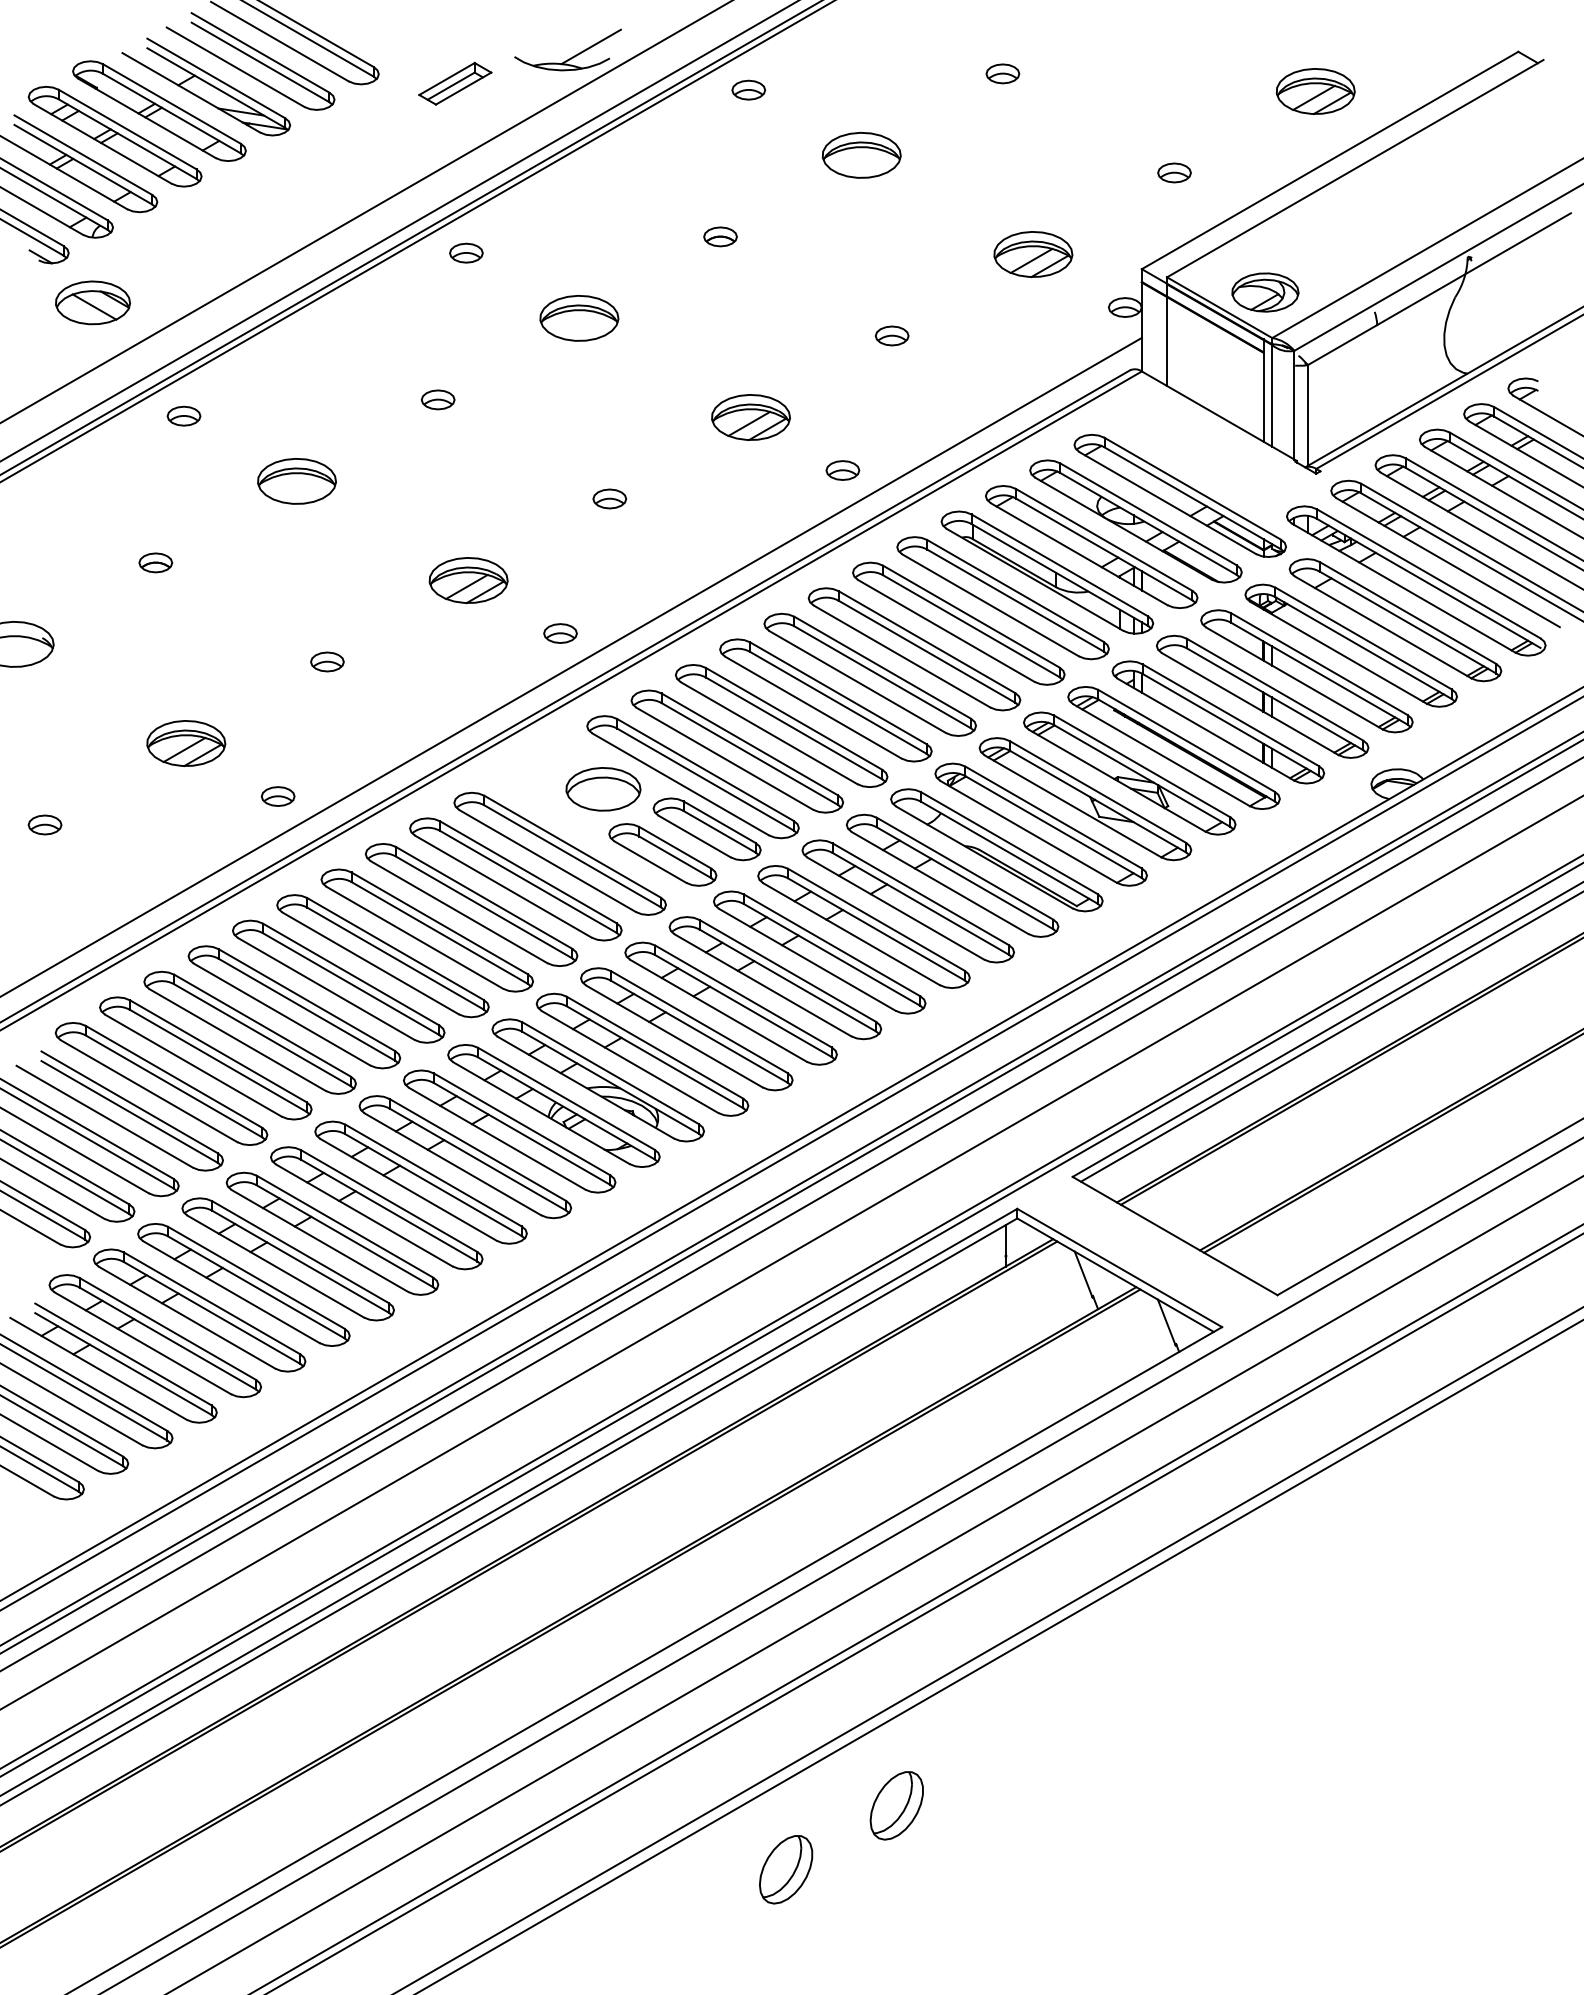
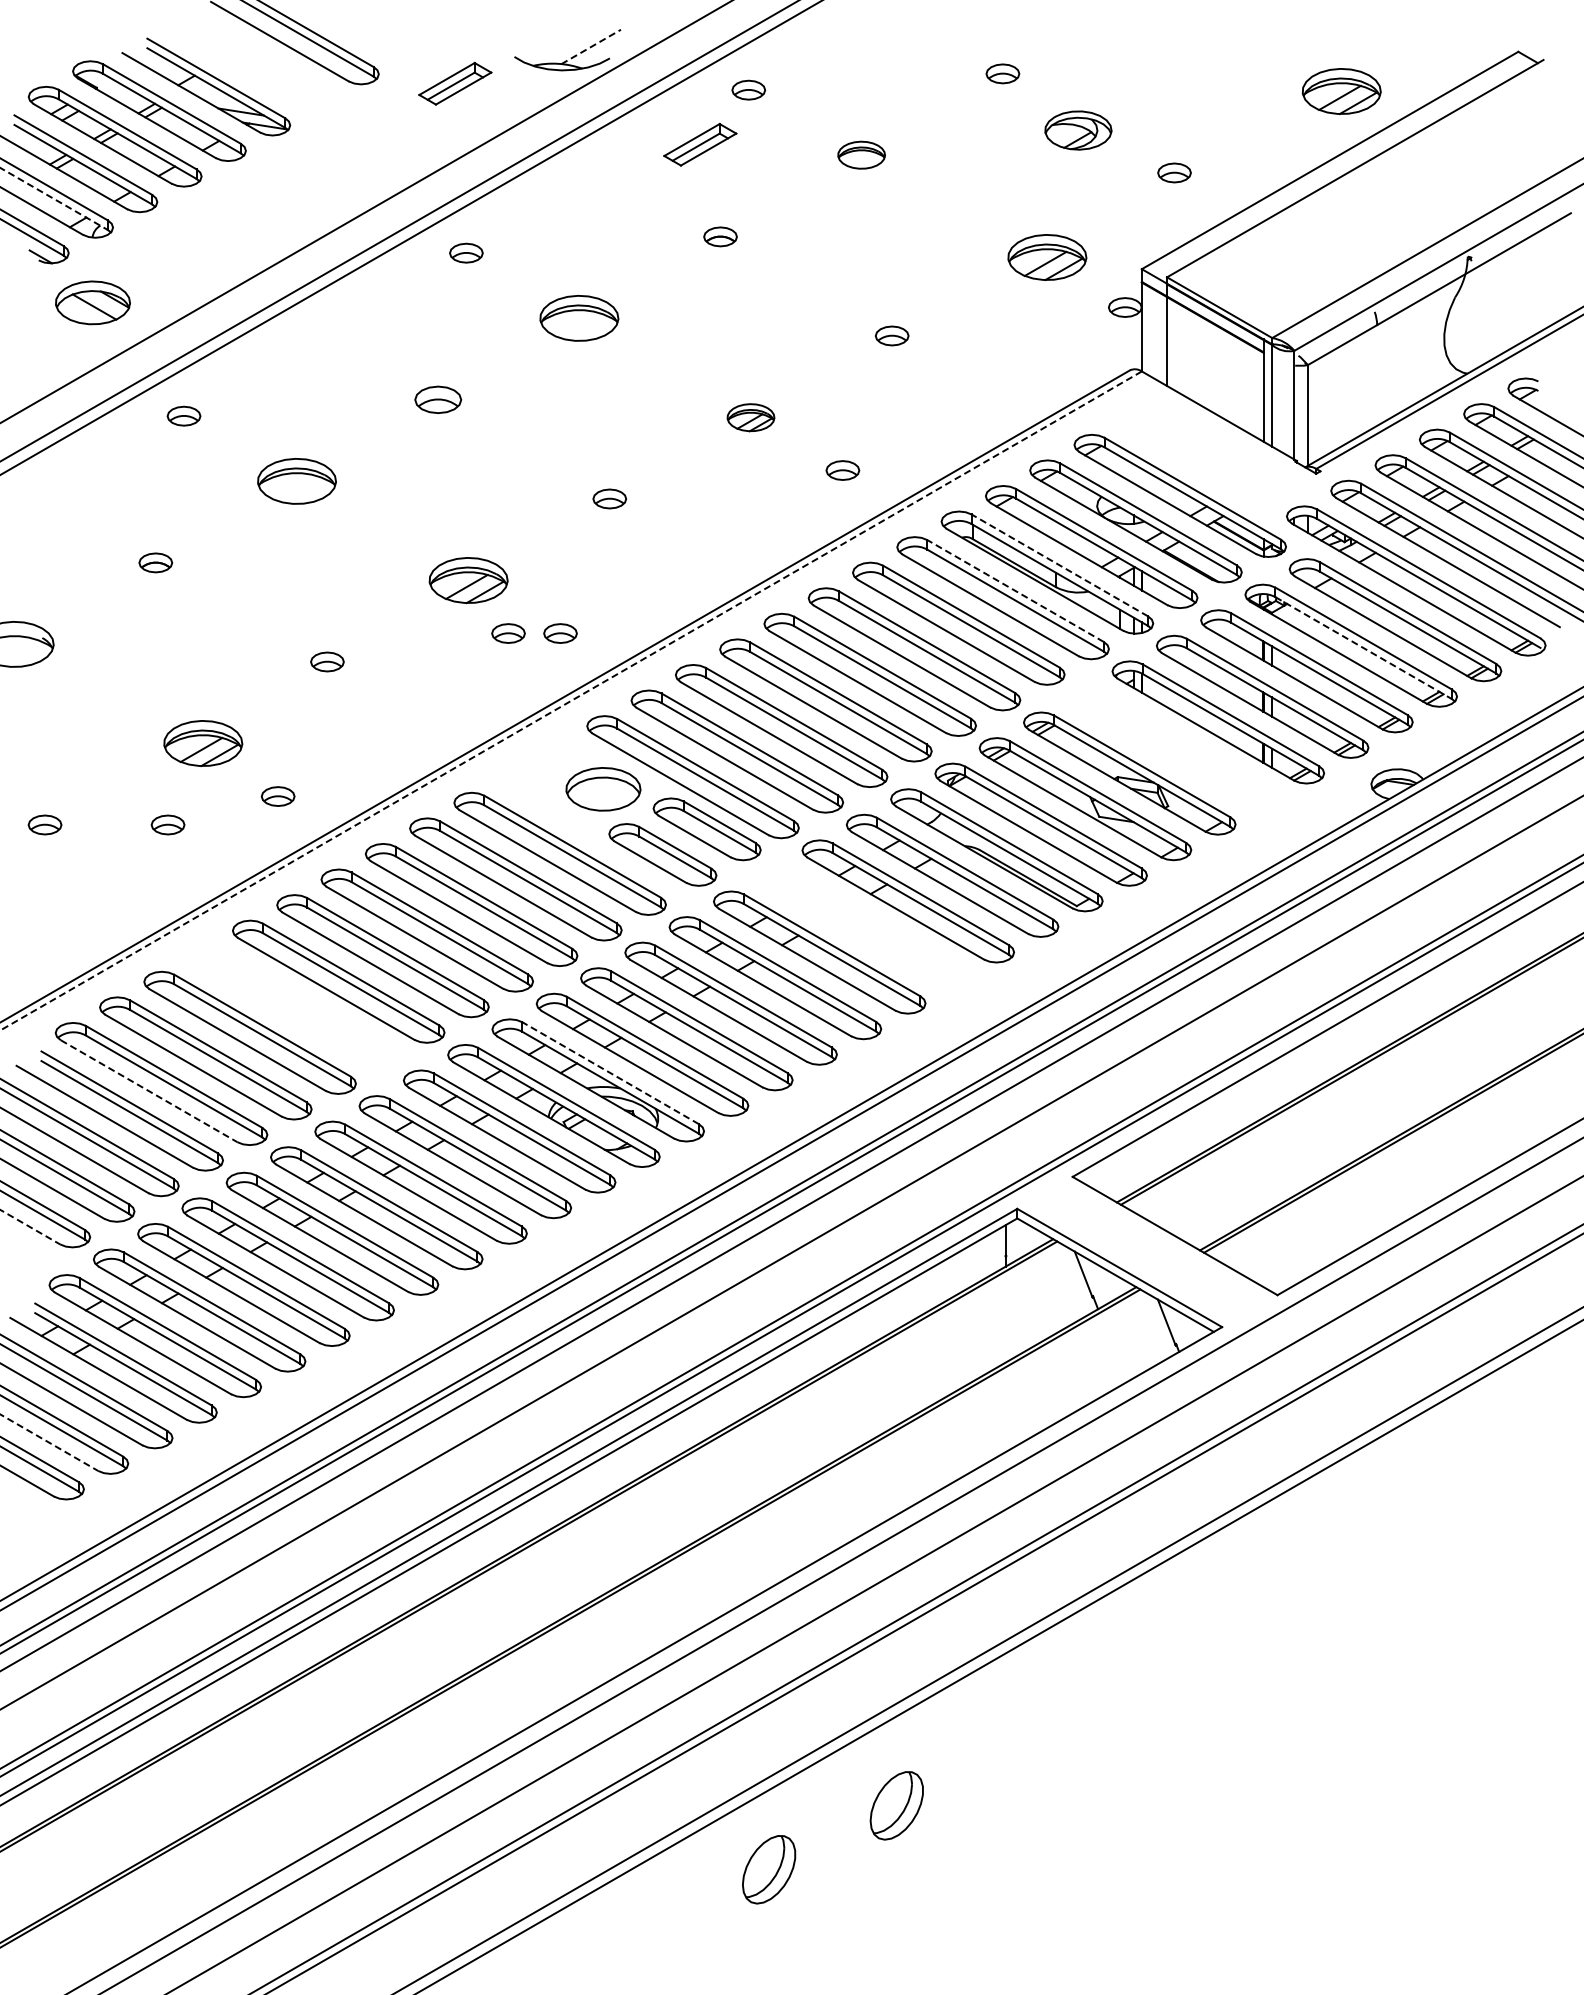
line: solid -> dashed (591, 46)
part: present -> none (250, 61)
part position: (1315, 91) -> (1341, 91) (1341, 91)
part: none -> present (700, 144)
part size: 81x48 px -> 49x30 px (861, 154)
line: solid -> dashed (54, 199)
line: present -> none (416, 241)
part position: (1033, 254) -> (1047, 257) (1047, 257)
part position: (1265, 292) -> (1078, 130) (1078, 130)
part size: 36x22 px -> 49x29 px (438, 399)
part size: 80x48 px -> 50x30 px (750, 417)
line: solid -> dashed (1059, 565)
line: solid -> dashed (1015, 591)
part: none -> present (508, 633)
line: solid -> dashed (1363, 648)
line: present -> none (571, 666)
line: solid -> dashed (570, 701)
part position: (186, 743) -> (203, 743) (203, 743)
part: present -> none (1173, 747)
part: none -> present (167, 824)
part: present -> none (863, 926)
part: present -> none (294, 1007)
line: present -> none (1330, 1037)
line: solid -> dashed (610, 1073)
line: solid -> dashed (149, 1091)
line: solid -> dashed (30, 1227)
line: solid -> dashed (49, 1442)
part position: (786, 1869) -> (769, 1869) (769, 1869)
